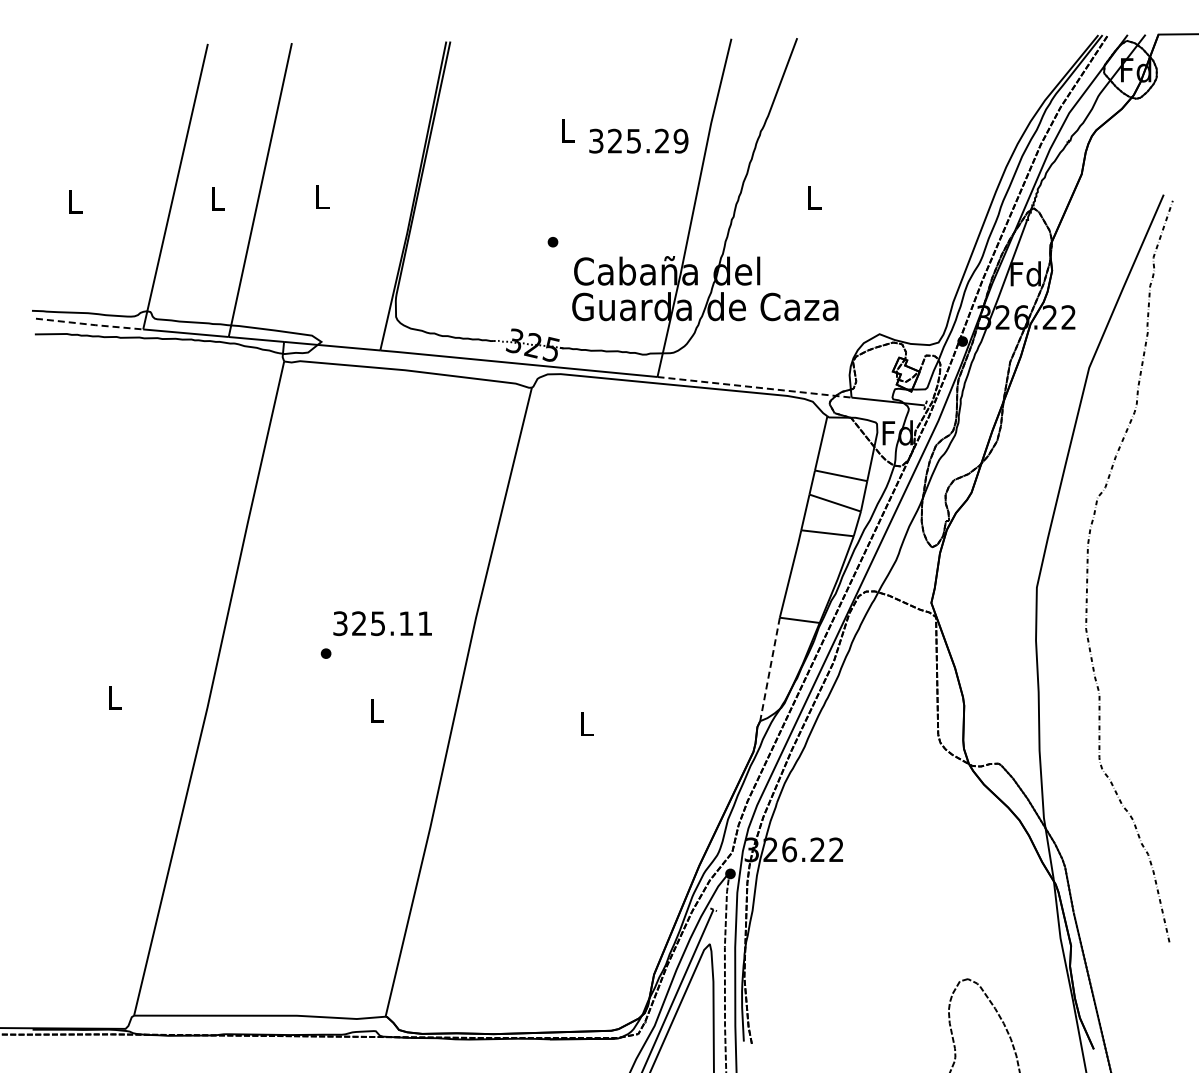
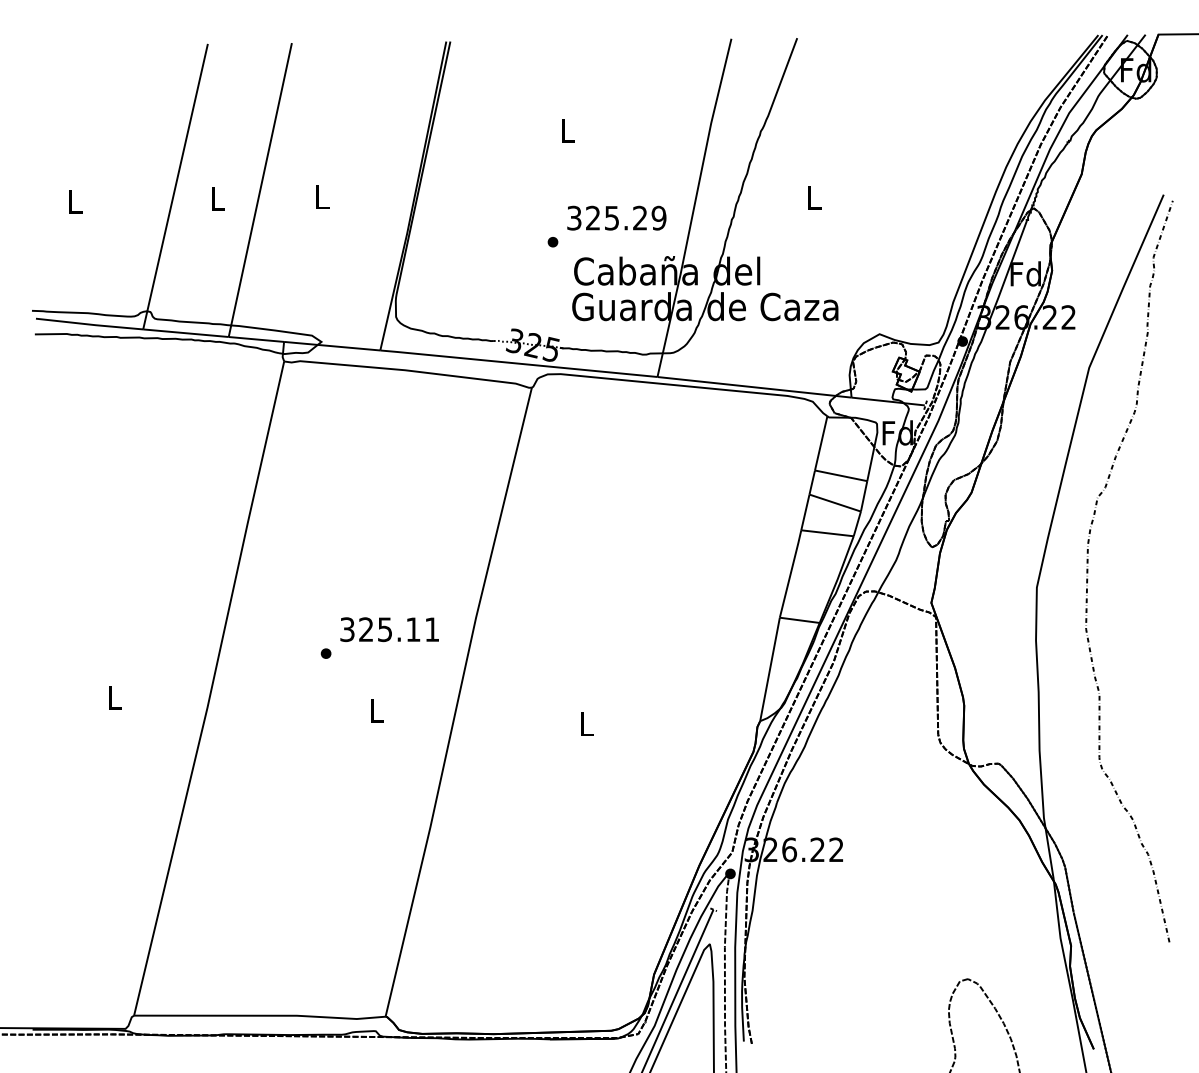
text position: (638, 140) -> (616, 217) (616, 217)
line: dashed -> solid (89, 324)
line: dashed -> solid (754, 387)
text position: (382, 623) -> (389, 629) (389, 629)
line: dashed -> solid (770, 669)
